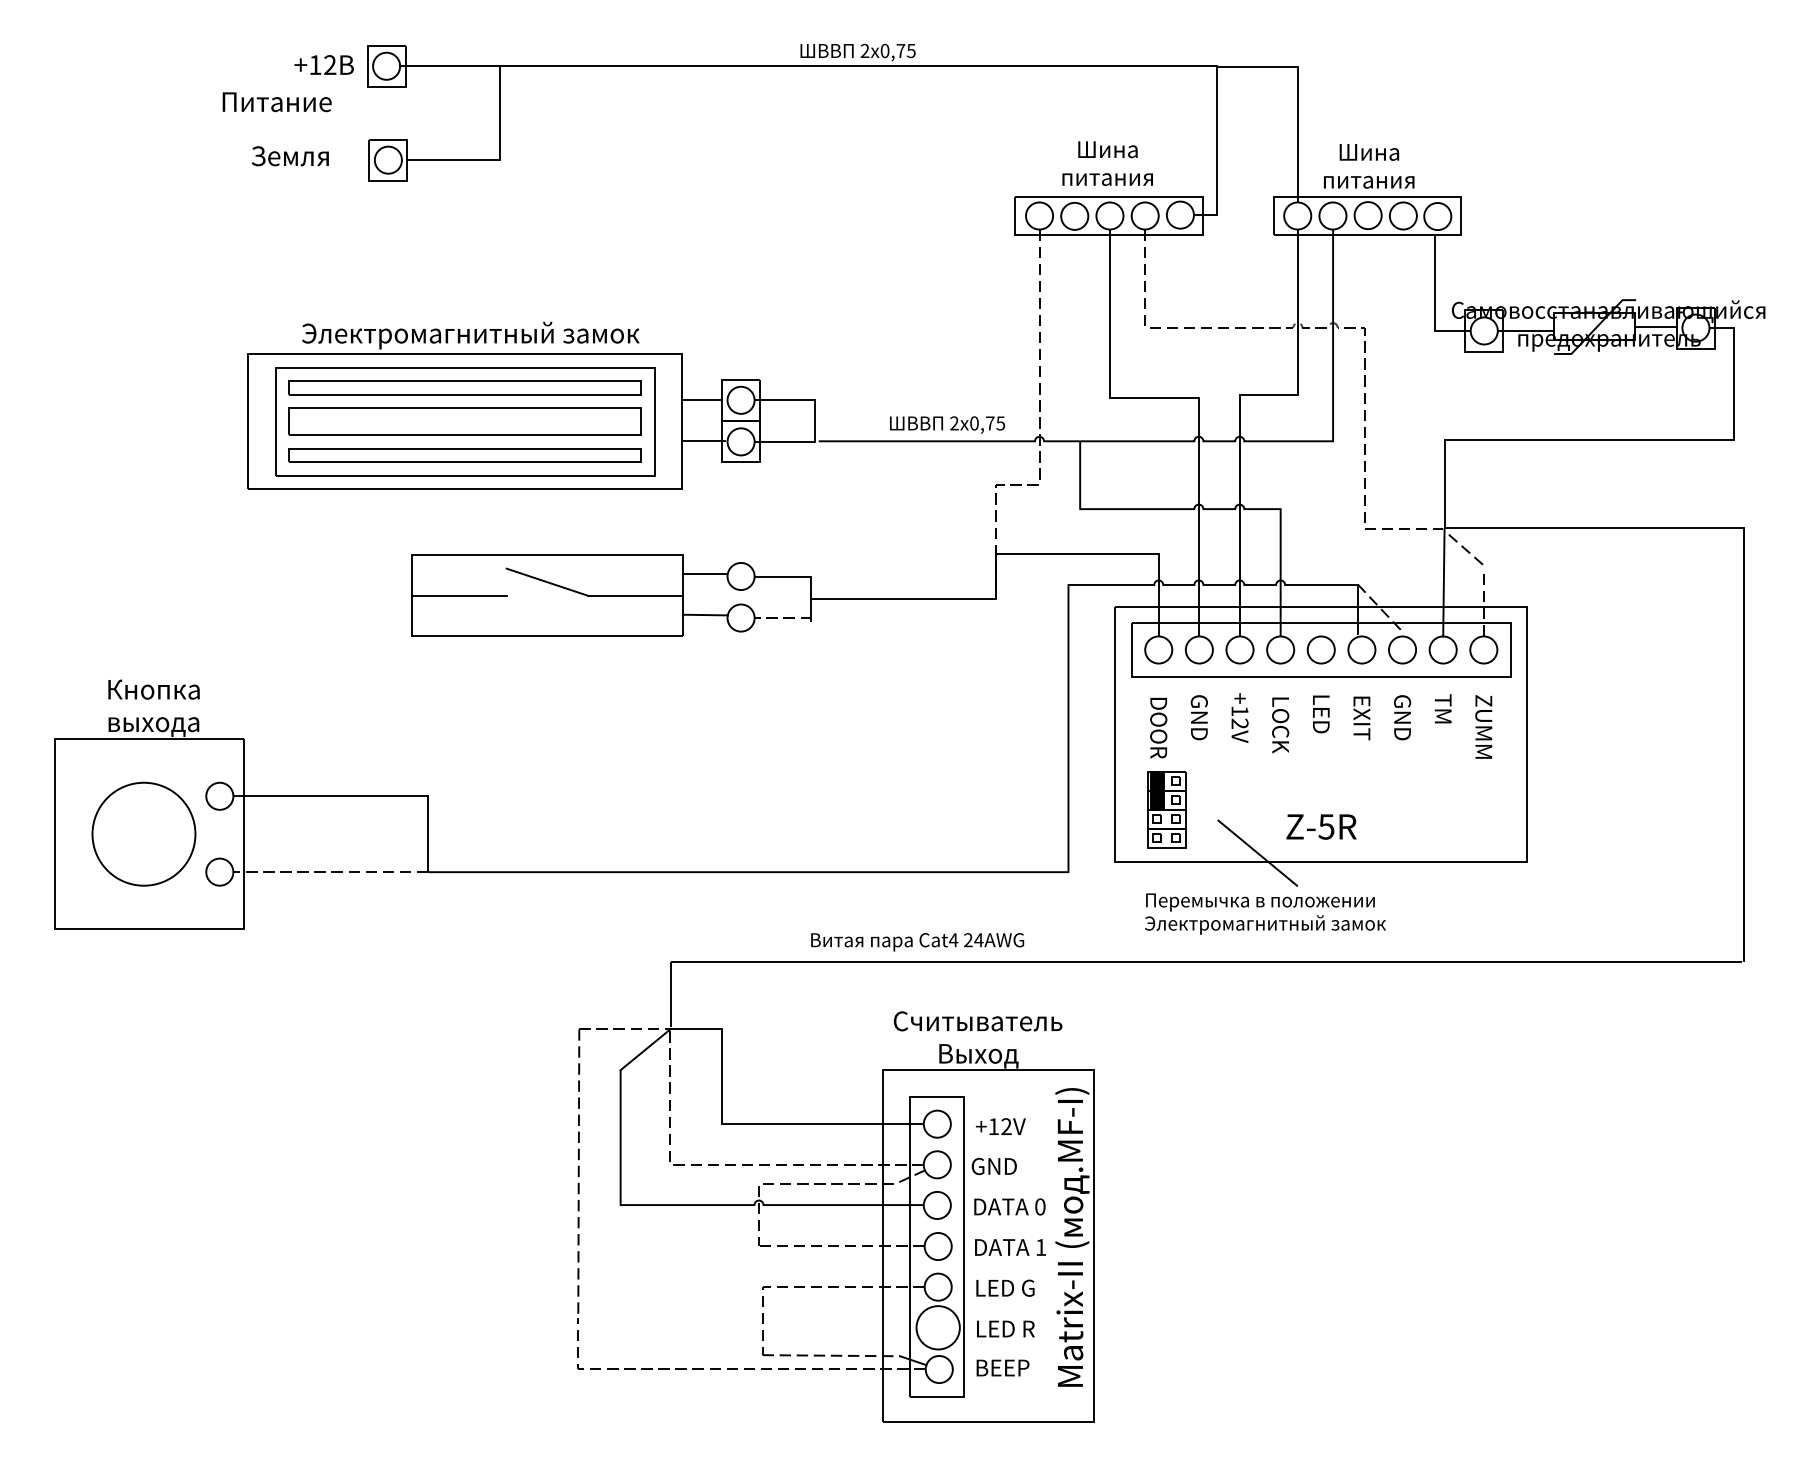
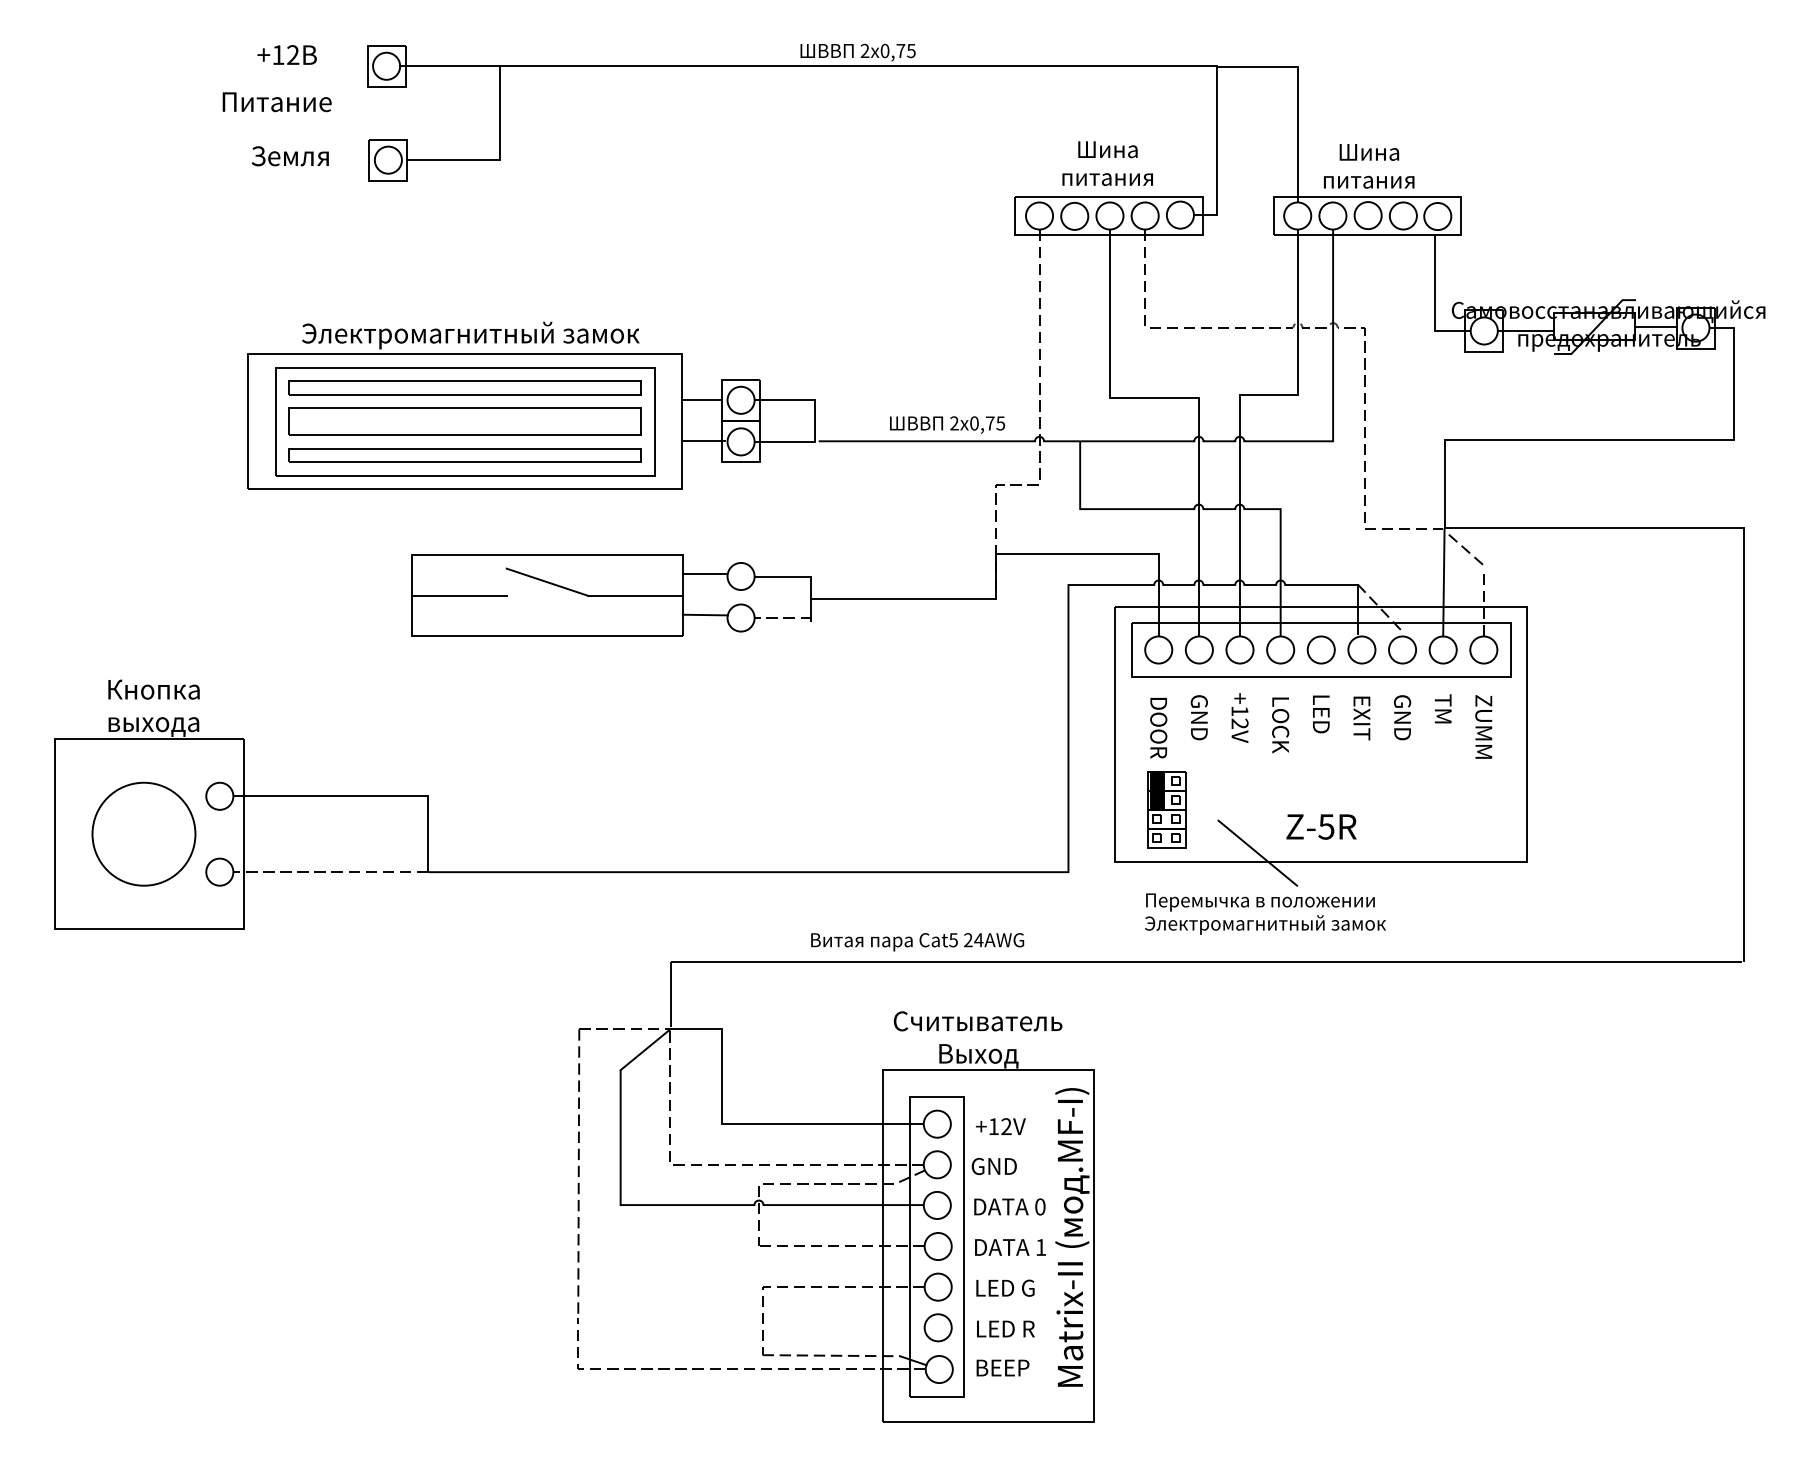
text position: (323, 64) -> (286, 54) (286, 54)
text: Cat4 -> Cat5 (953, 940)
circle diameter: 43 px -> 27 px (937, 1327)
